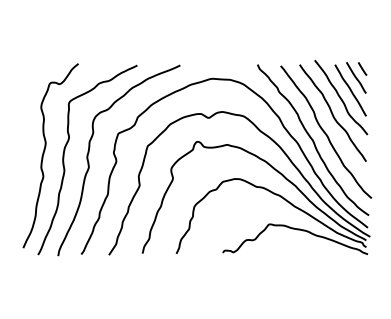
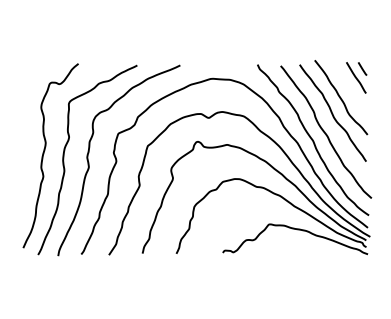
line: present -> none (350, 90)
